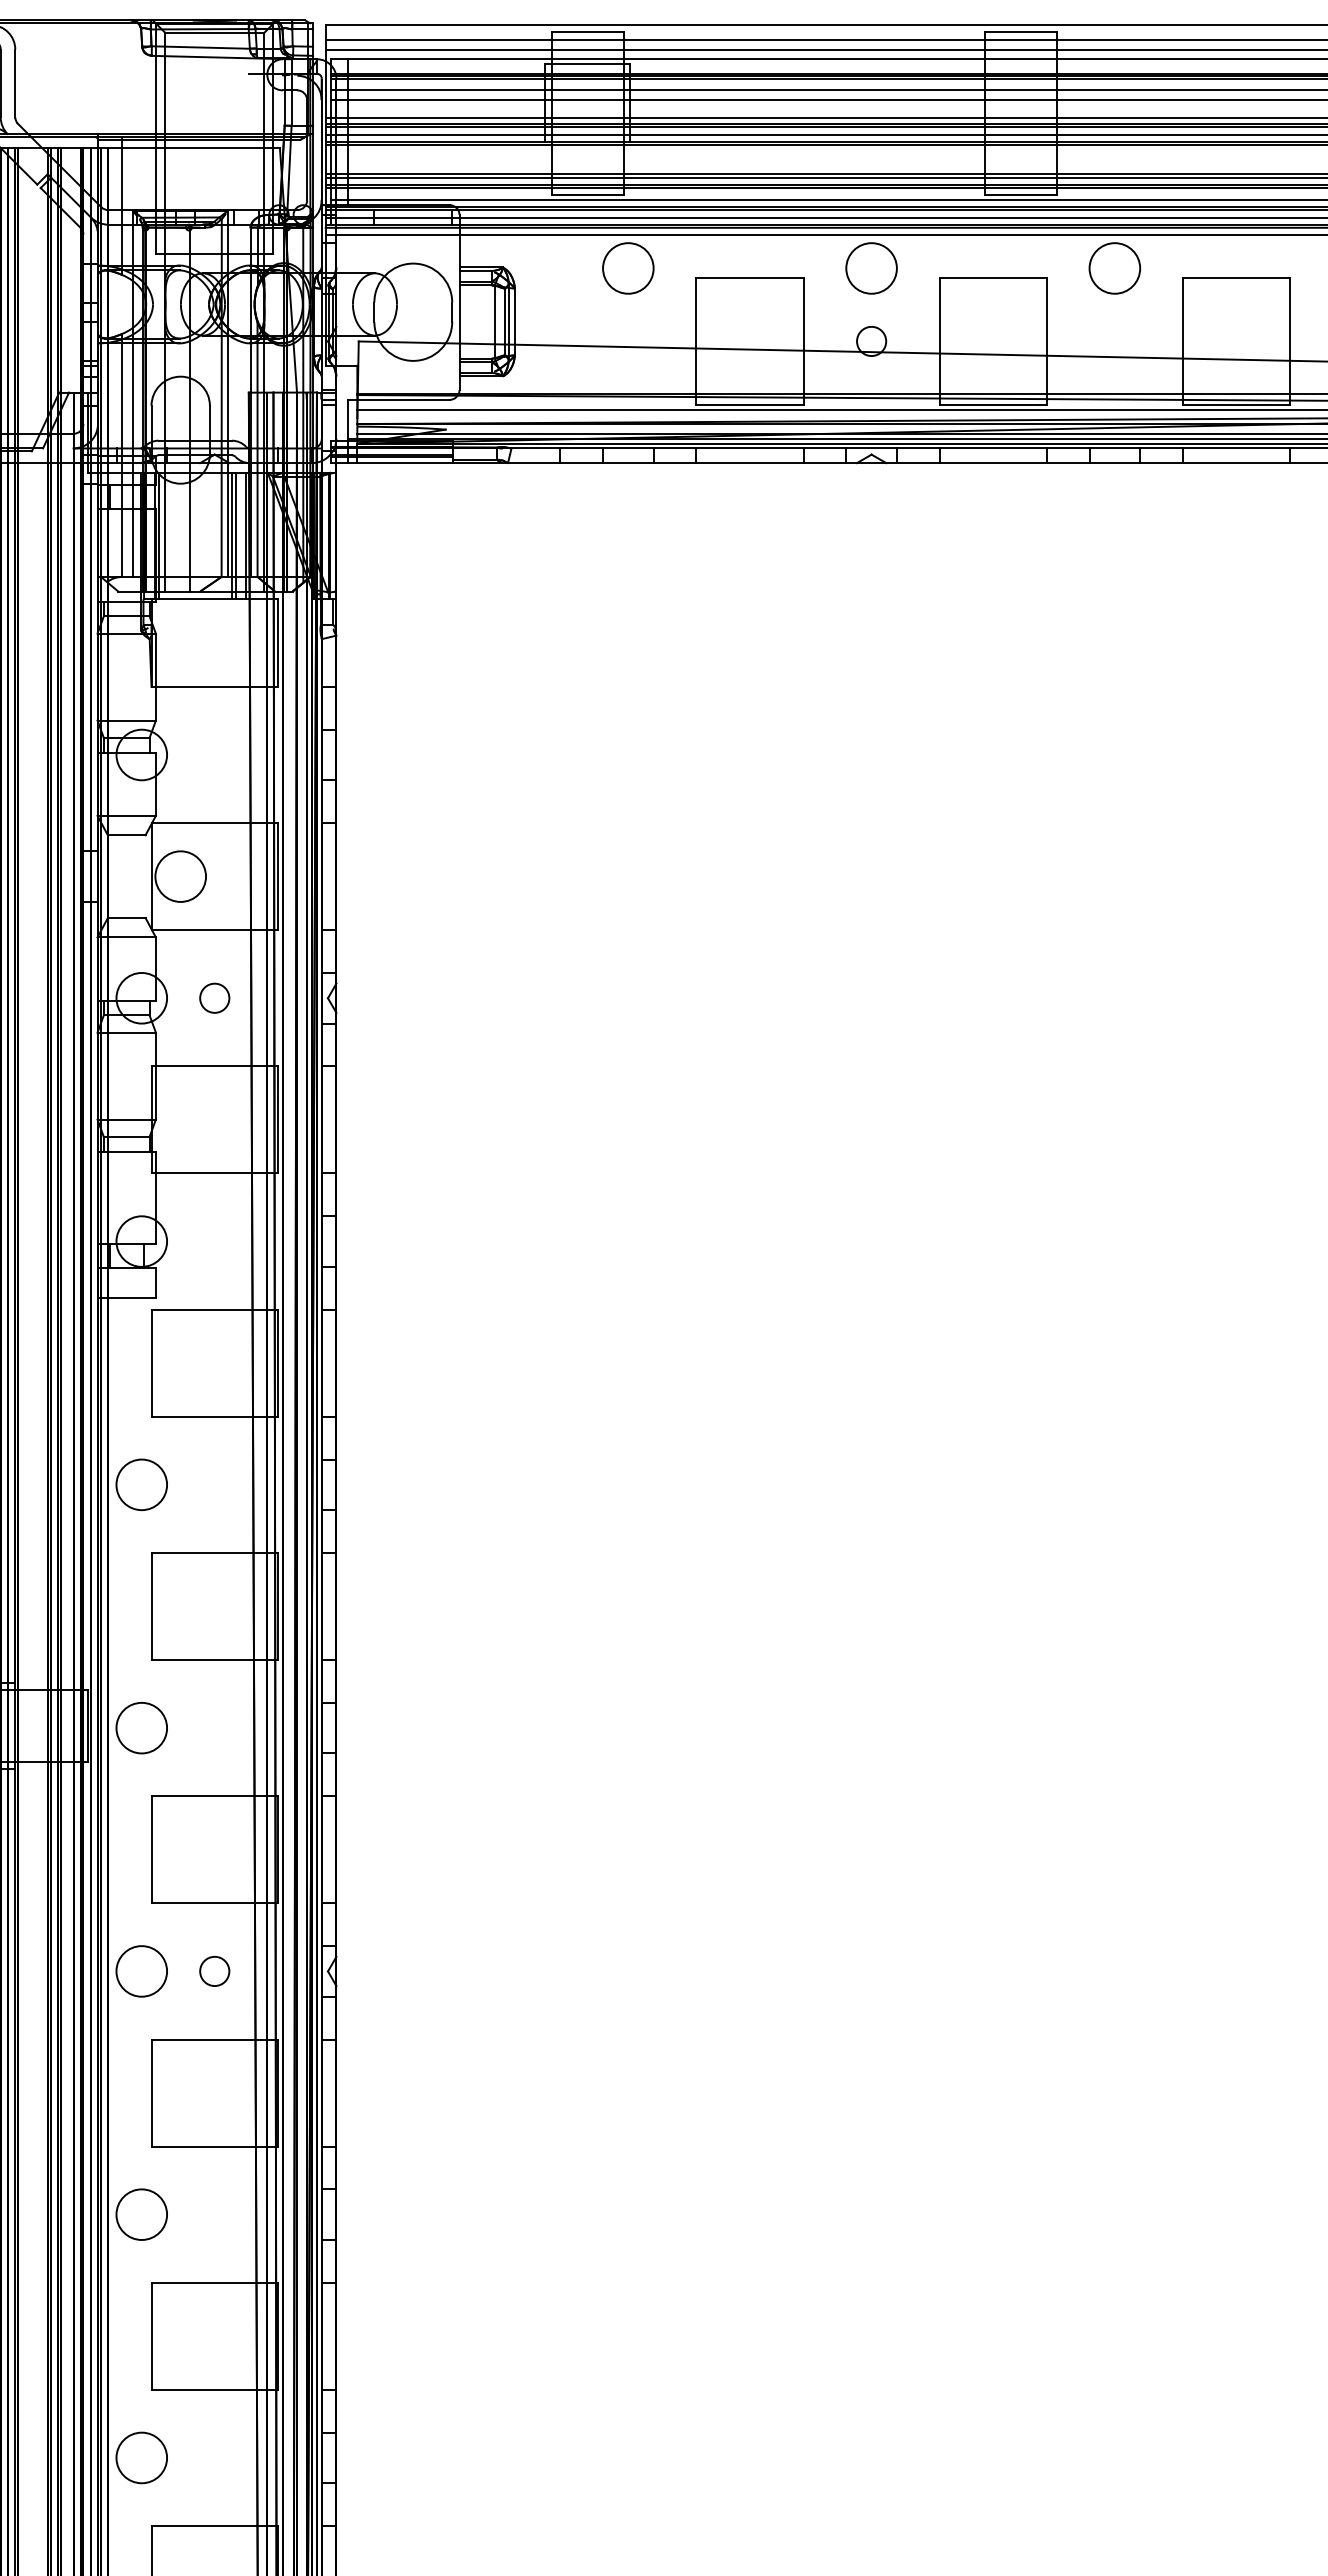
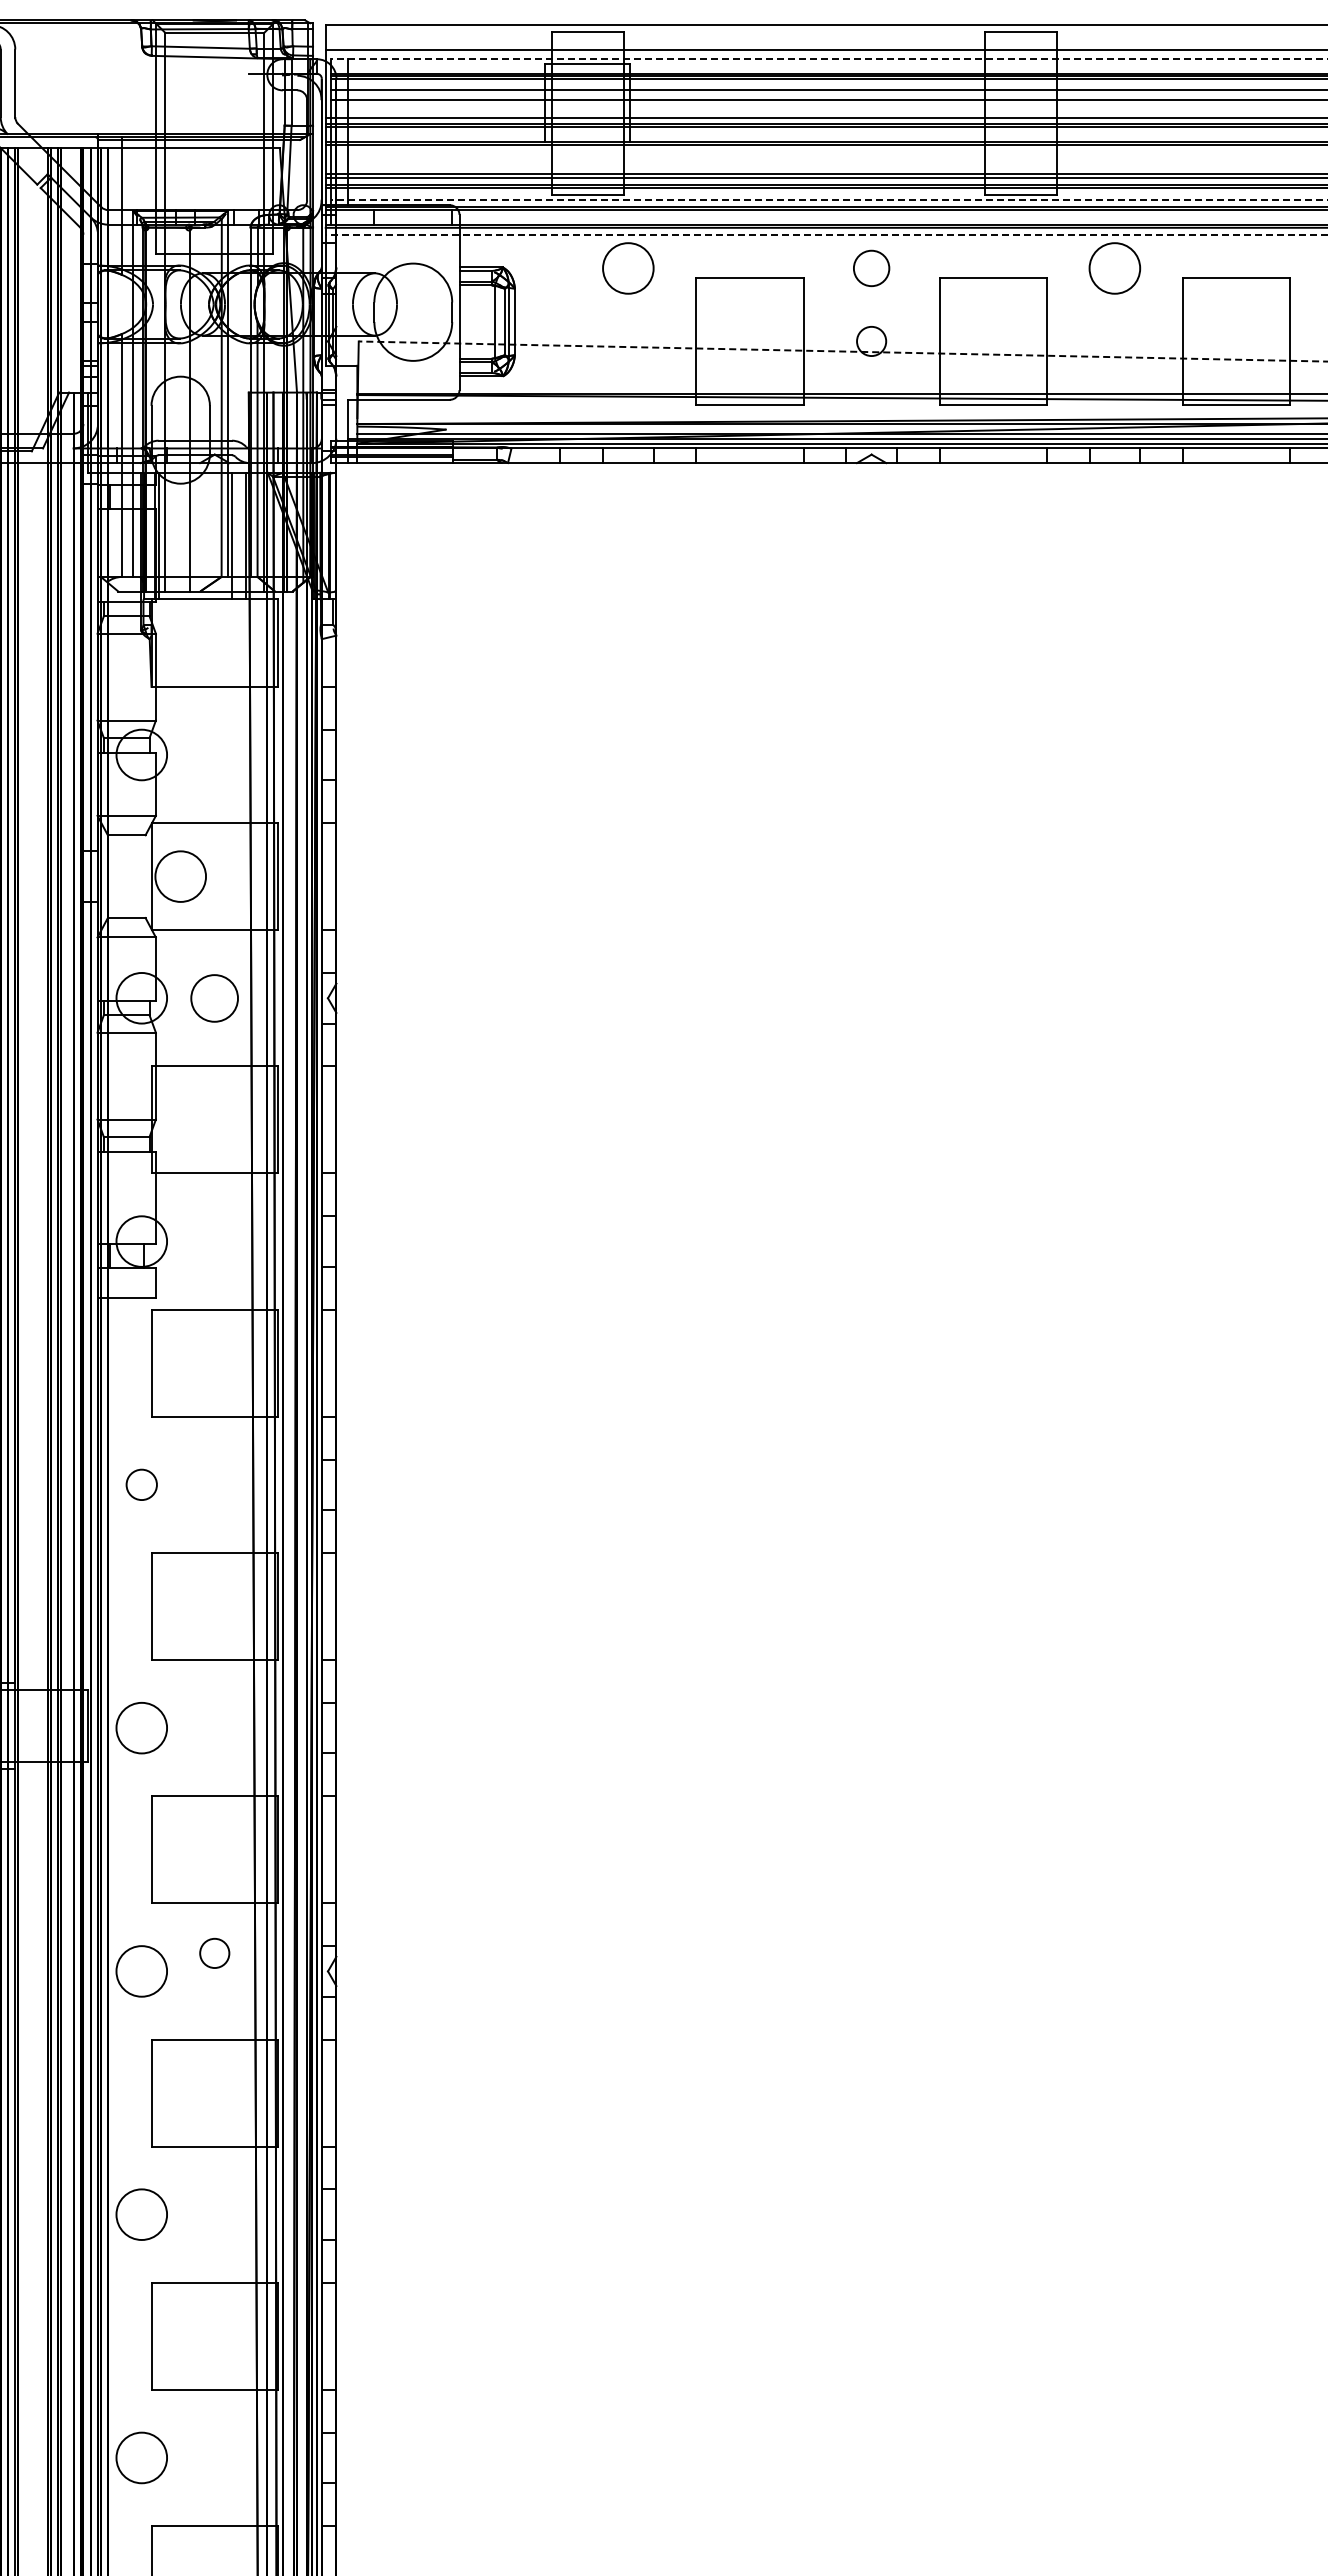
line: present -> none (824, 39)
line: solid -> dashed (828, 59)
line: present -> none (824, 134)
line: solid -> dashed (828, 200)
line: present -> none (824, 217)
line: solid -> dashed (826, 234)
circle diameter: 51 px -> 35 px (871, 268)
line: solid -> dashed (842, 351)
line: present -> none (840, 409)
line: present -> none (235, 535)
circle size: 32x32 px -> 49x49 px (214, 998)
circle diameter: 51 px -> 30 px (141, 1484)
circle position: (214, 1970) -> (214, 1952) (214, 1952)
